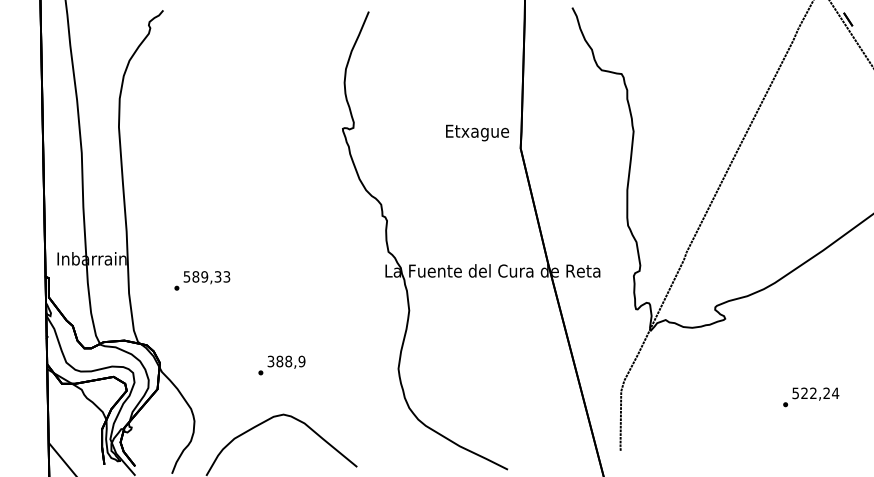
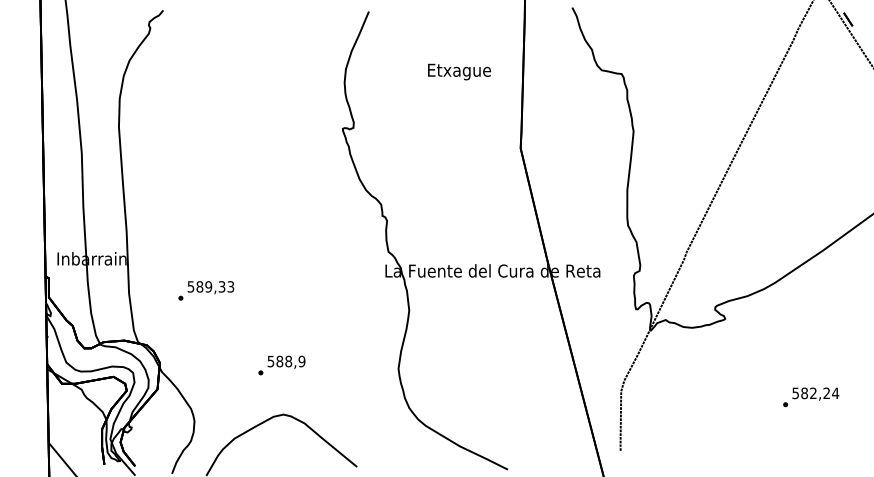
text position: (477, 132) -> (459, 71) (459, 71)
text position: (202, 280) -> (206, 290) (206, 290)
text: 388,9 -> 588,9 (271, 360)
text: 522,24 -> 582,24 (804, 393)
